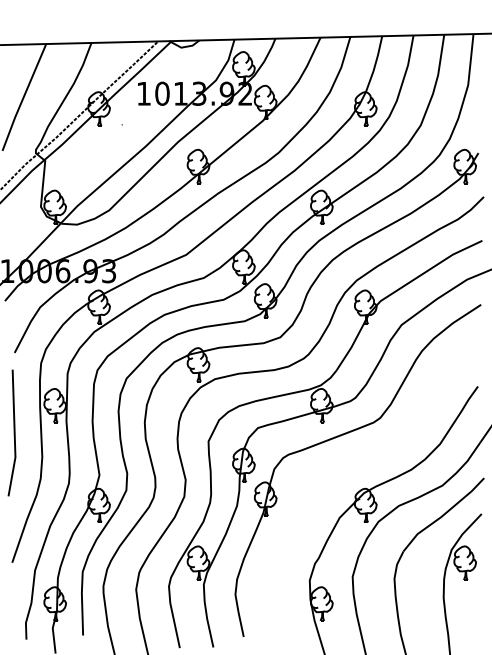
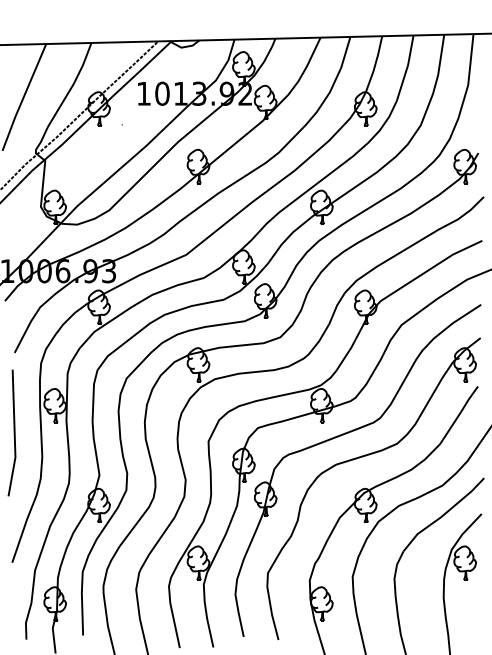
part: none -> present (363, 457)
